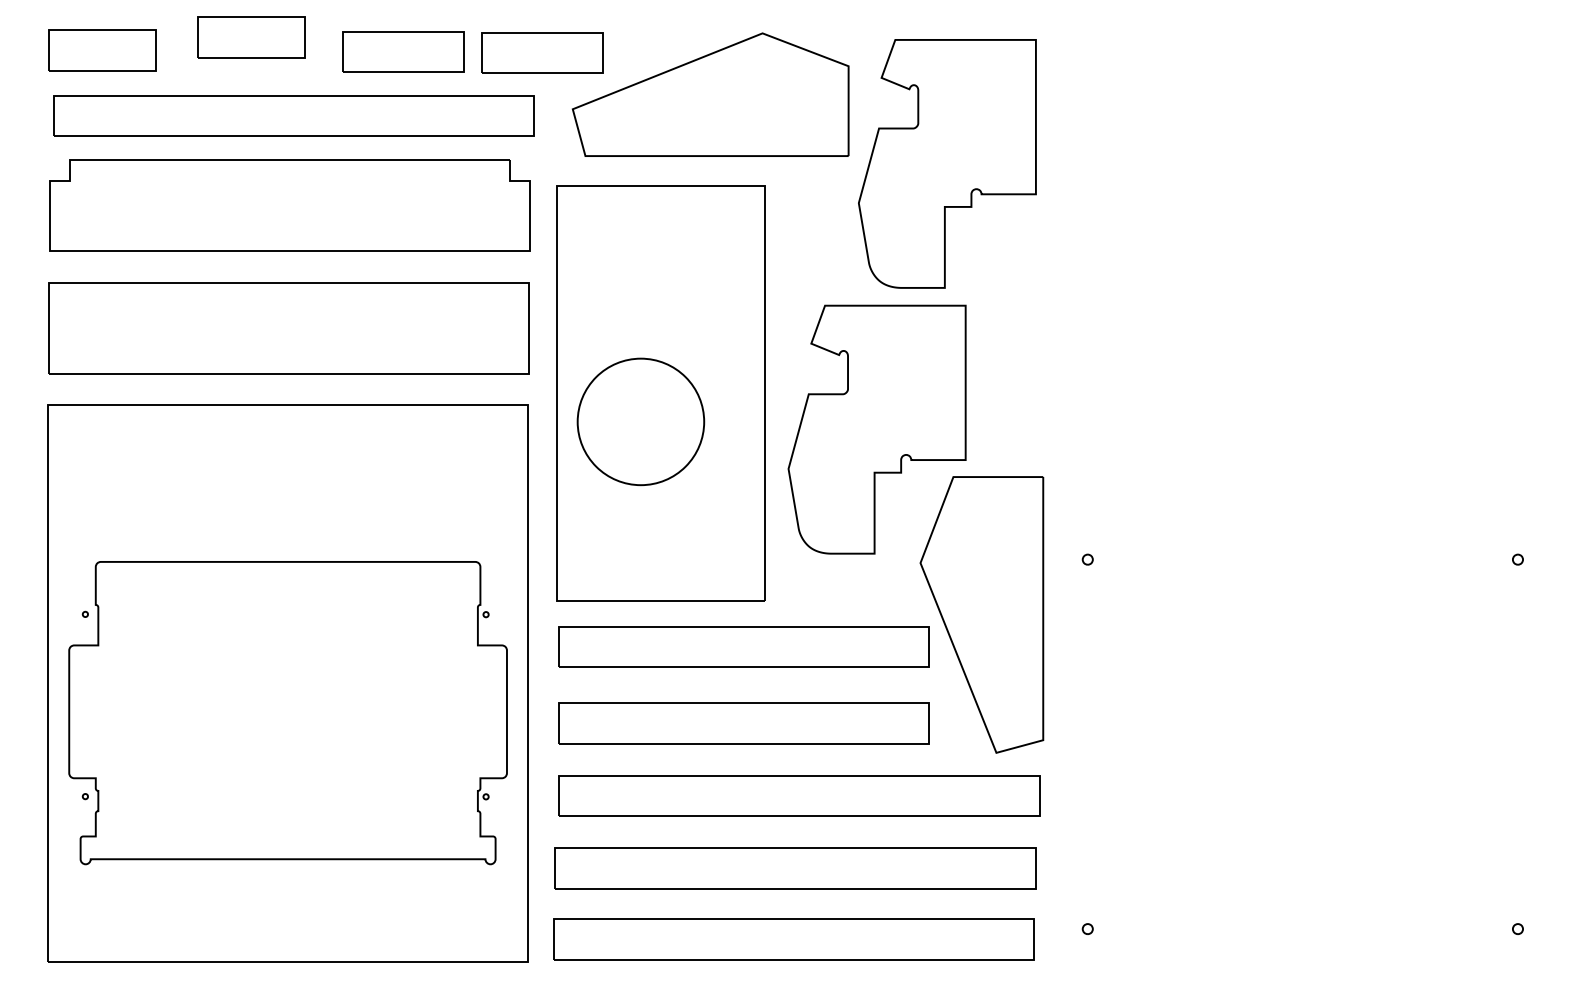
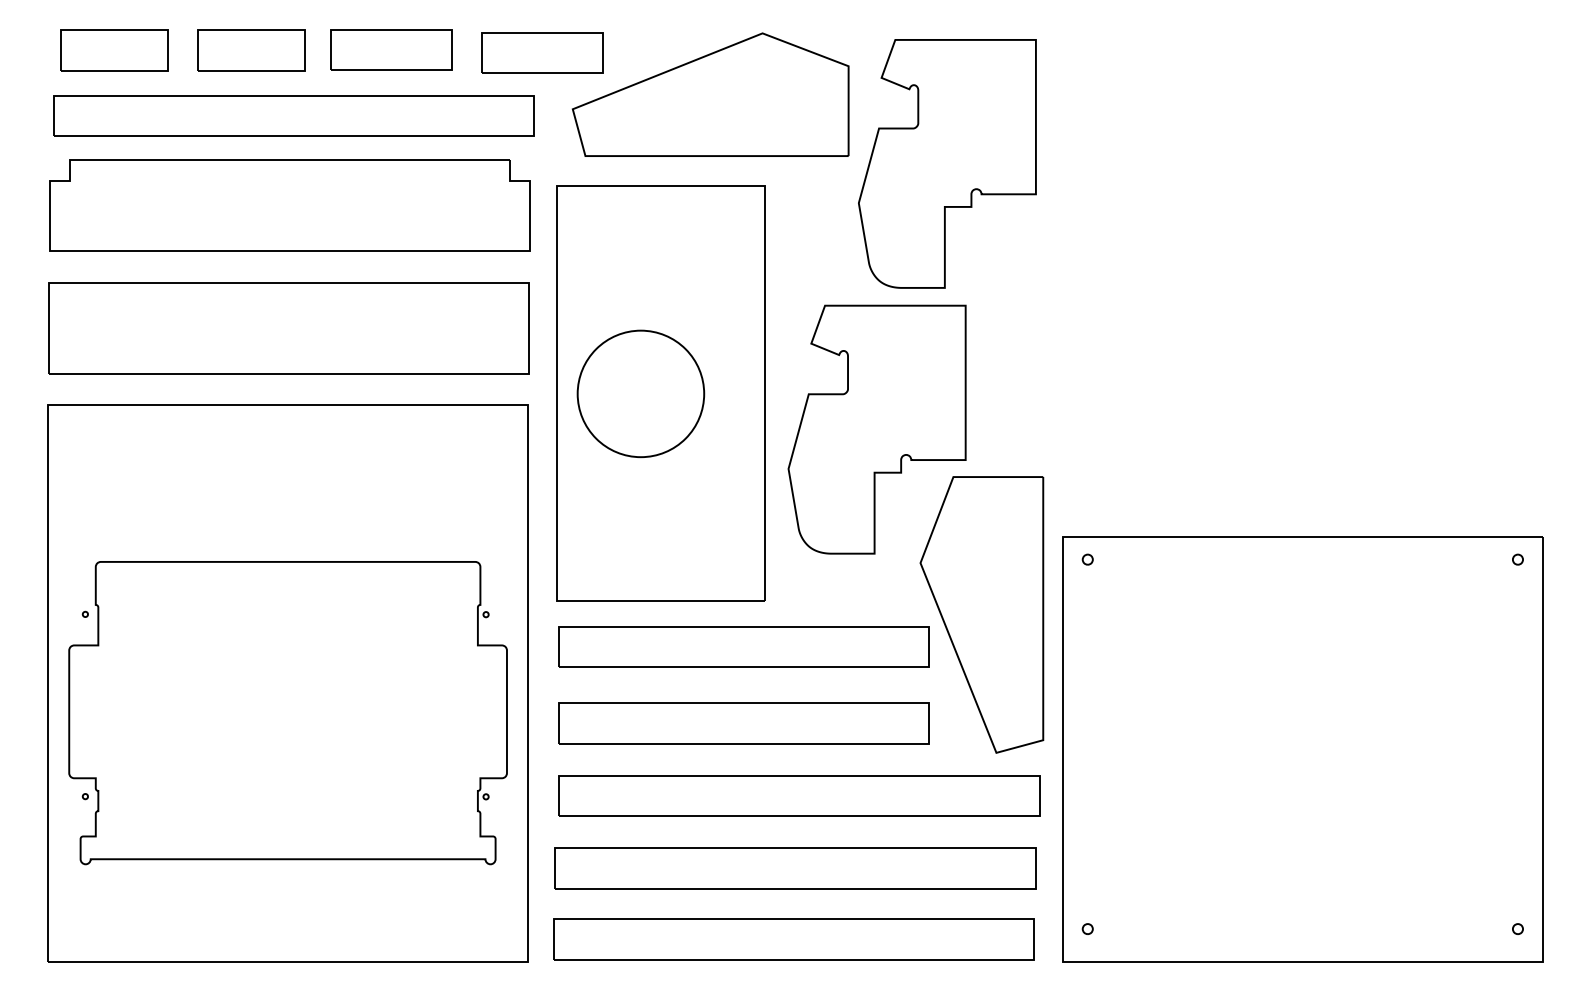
part position: (251, 37) -> (251, 50) (251, 50)
part position: (102, 50) -> (114, 50) (114, 50)
part position: (403, 51) -> (391, 49) (391, 49)
part position: (640, 421) -> (640, 393) (640, 393)
part: none -> present (1302, 749)
